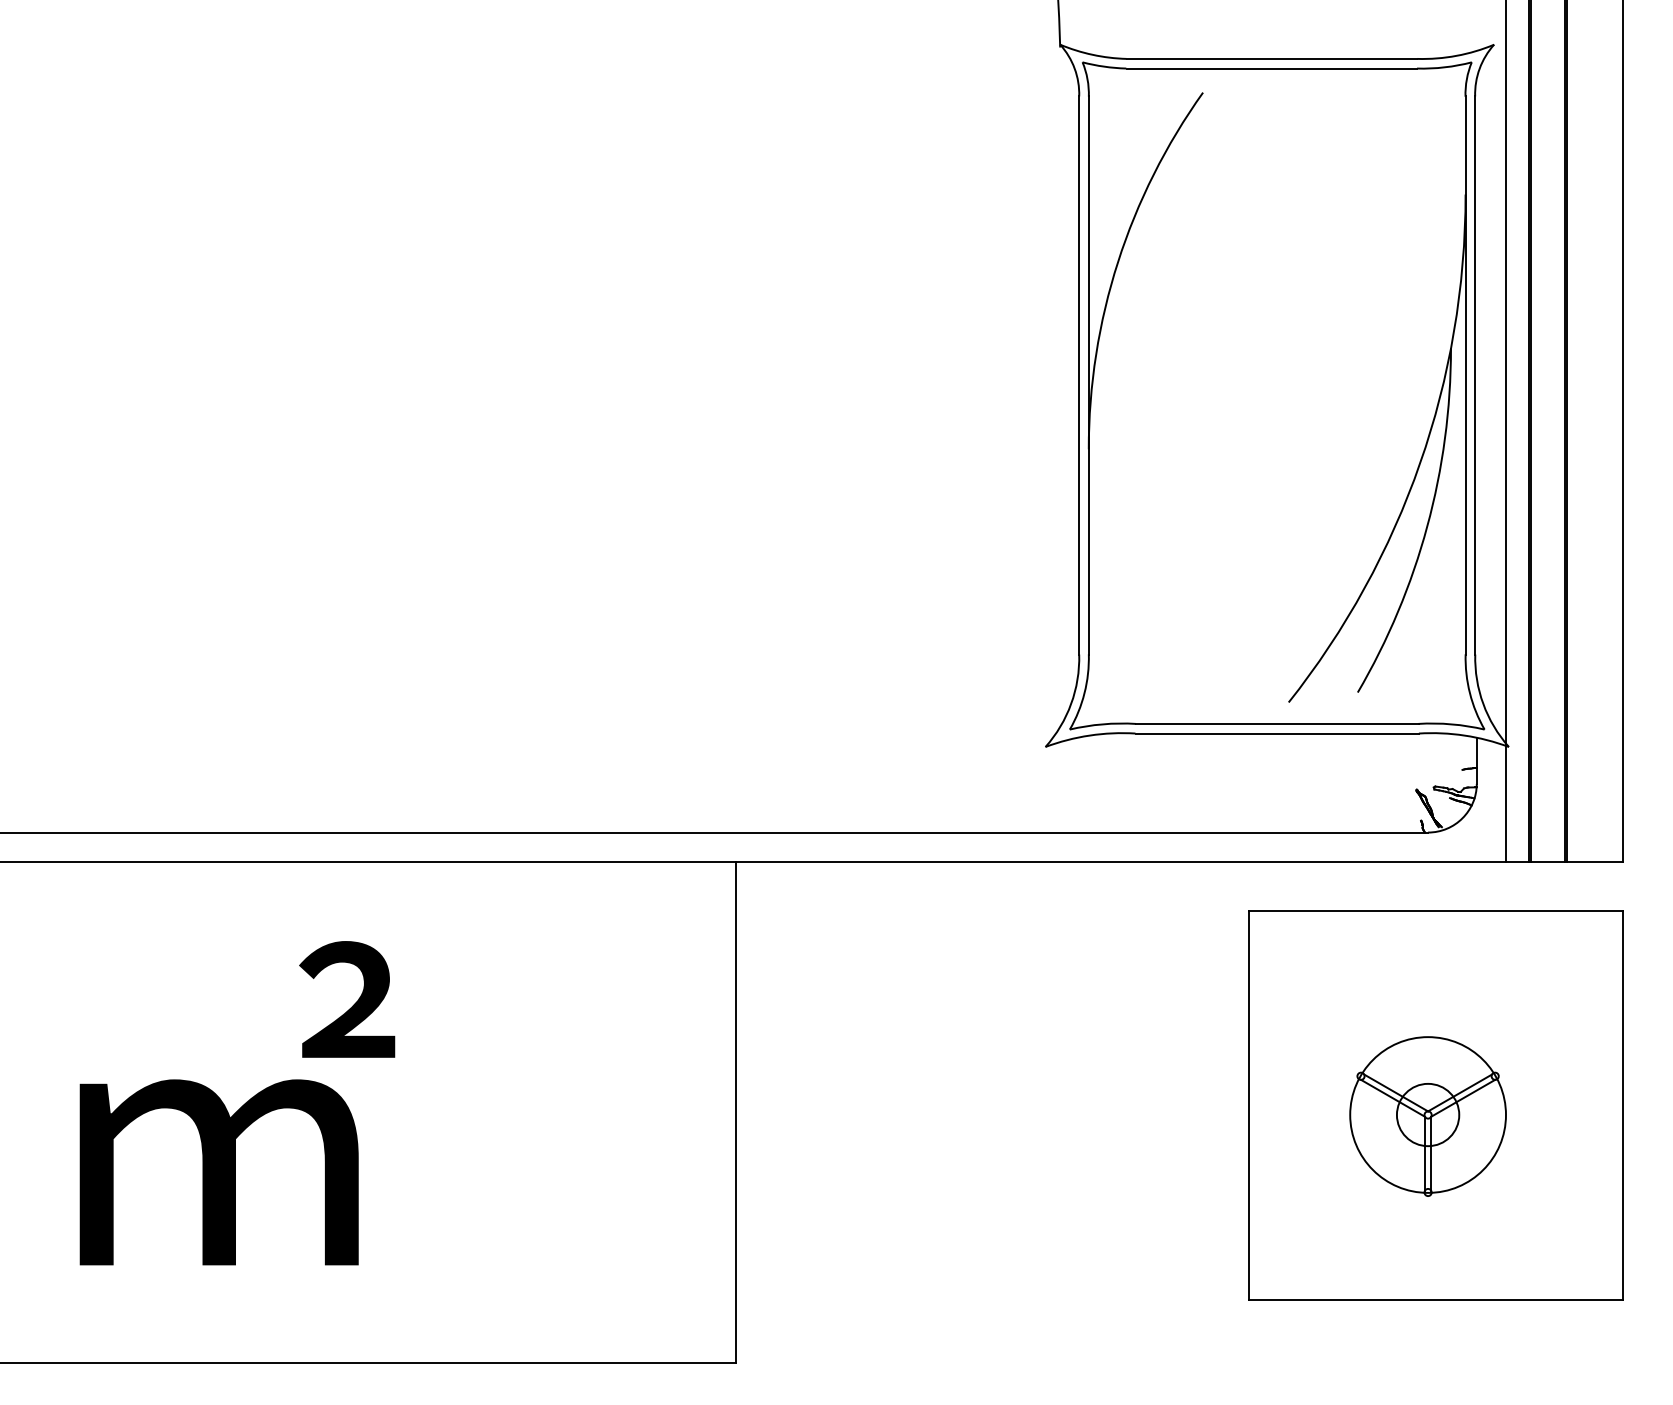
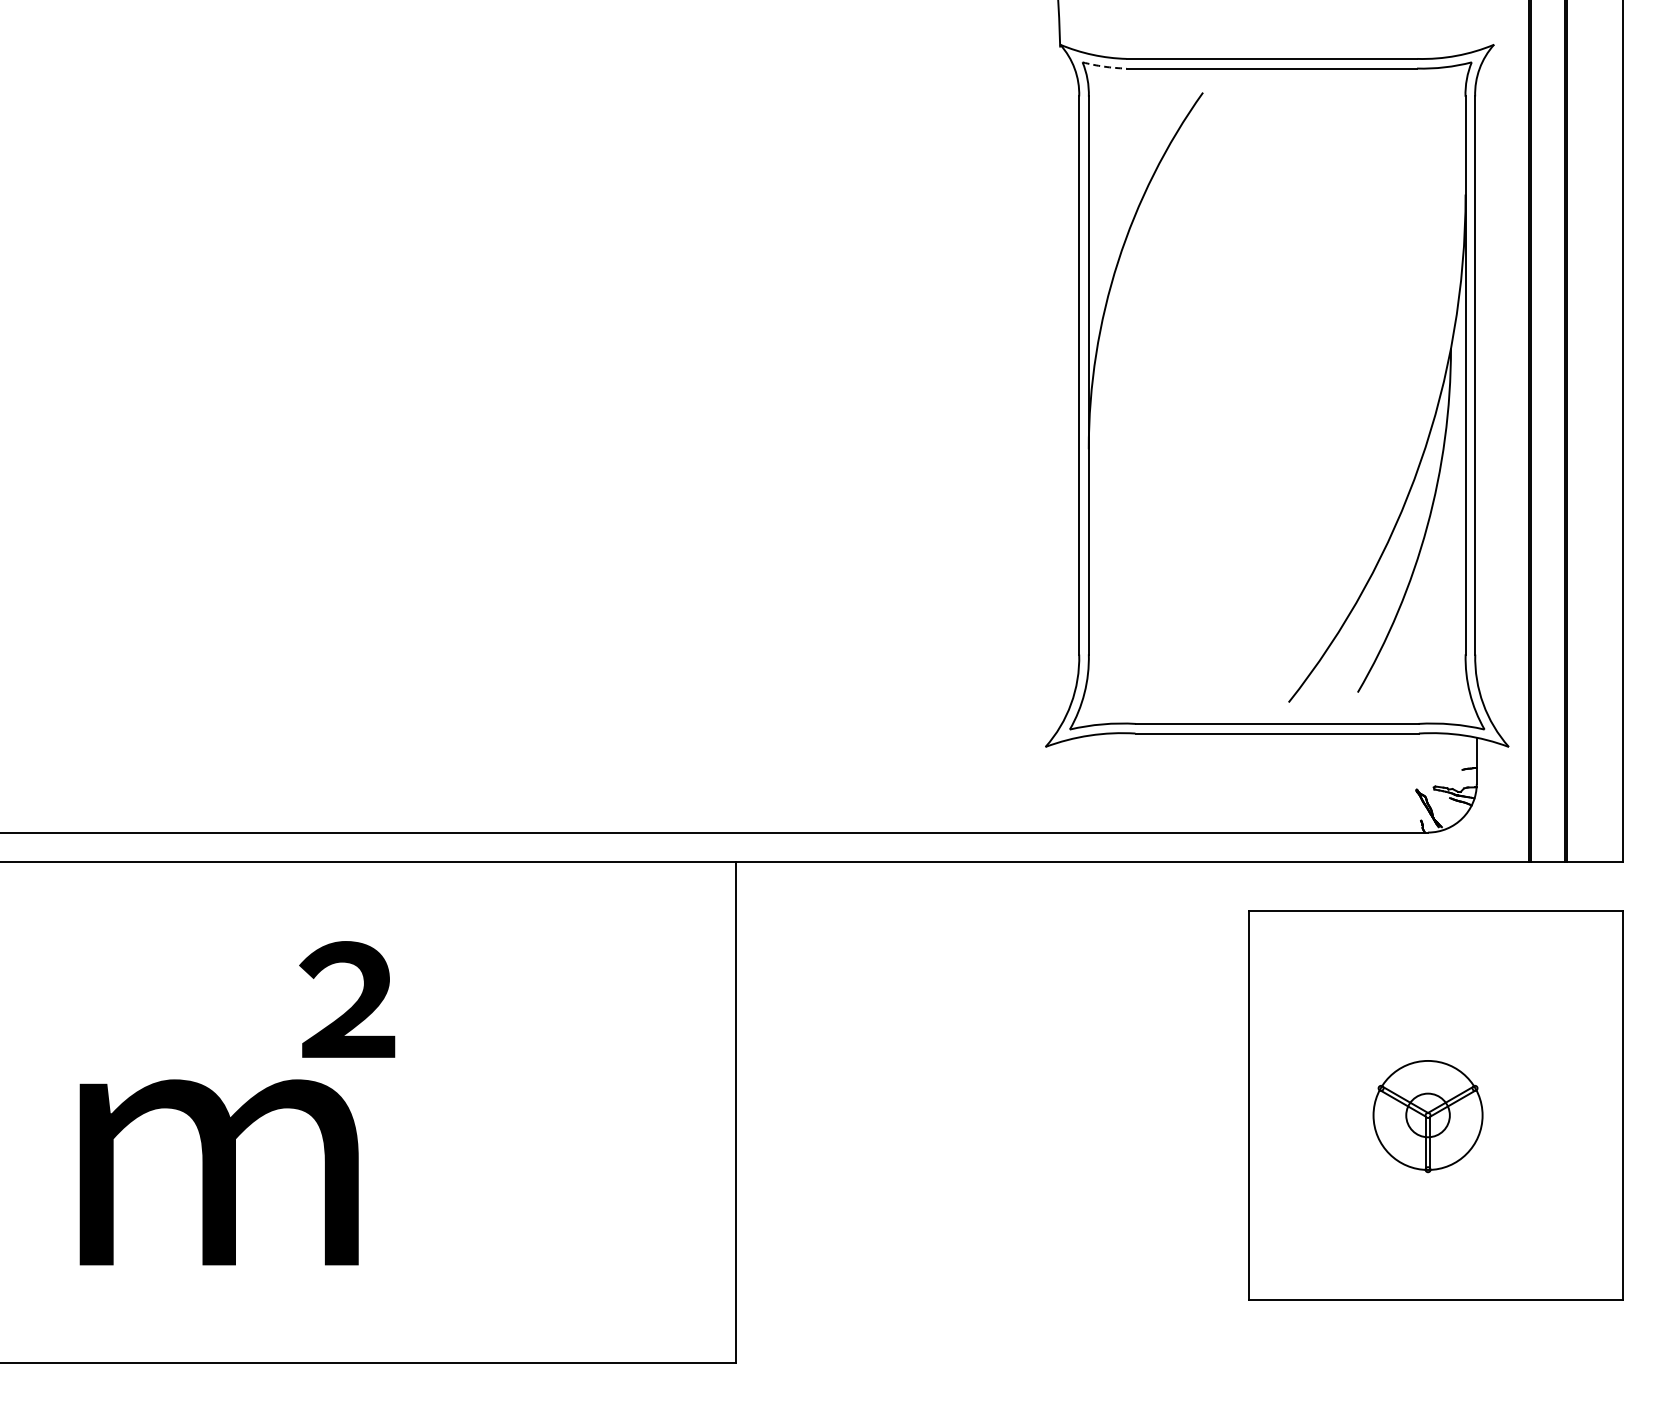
arc: solid -> dashed (1104, 66)
line: present -> none (1506, 431)
part size: 158x161 px -> 112x114 px (1427, 1116)
